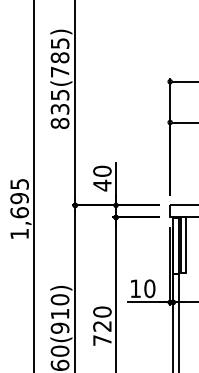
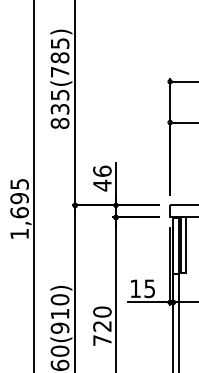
text: 40 -> 46 (102, 170)
text: 10 -> 15 (149, 288)
